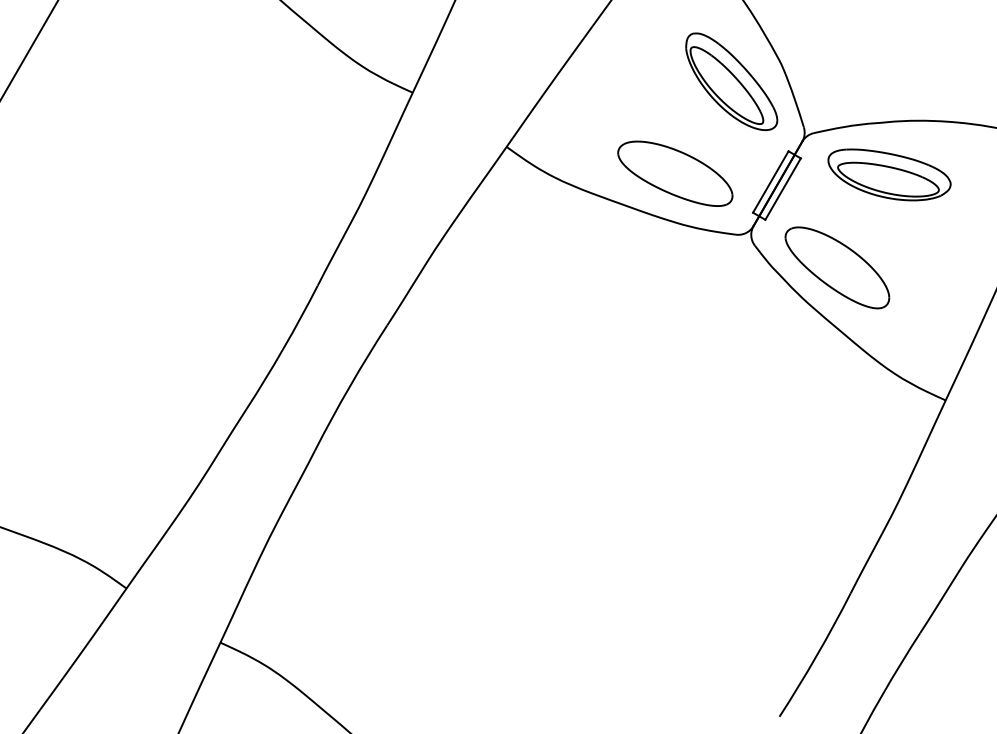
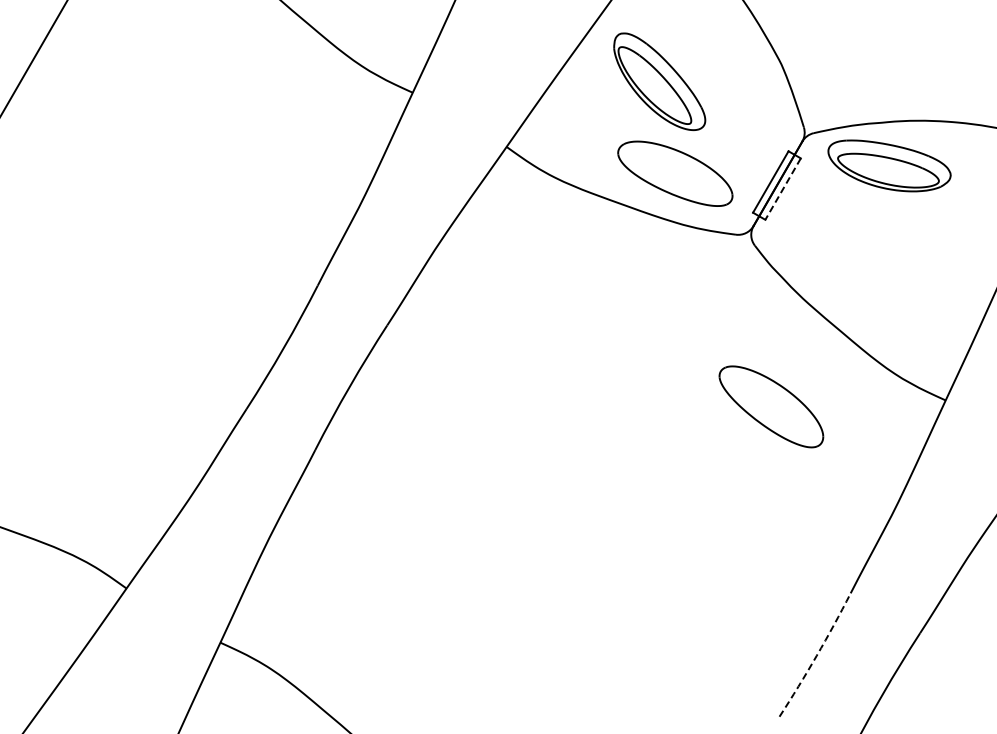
line position: (29, 49) -> (34, 57) (34, 57)
part position: (731, 81) -> (659, 81) (659, 81)
part position: (889, 174) -> (889, 165) (889, 165)
line: solid -> dashed (782, 189)
part position: (837, 267) -> (771, 406) (771, 406)
arc: solid -> dashed (816, 655)
